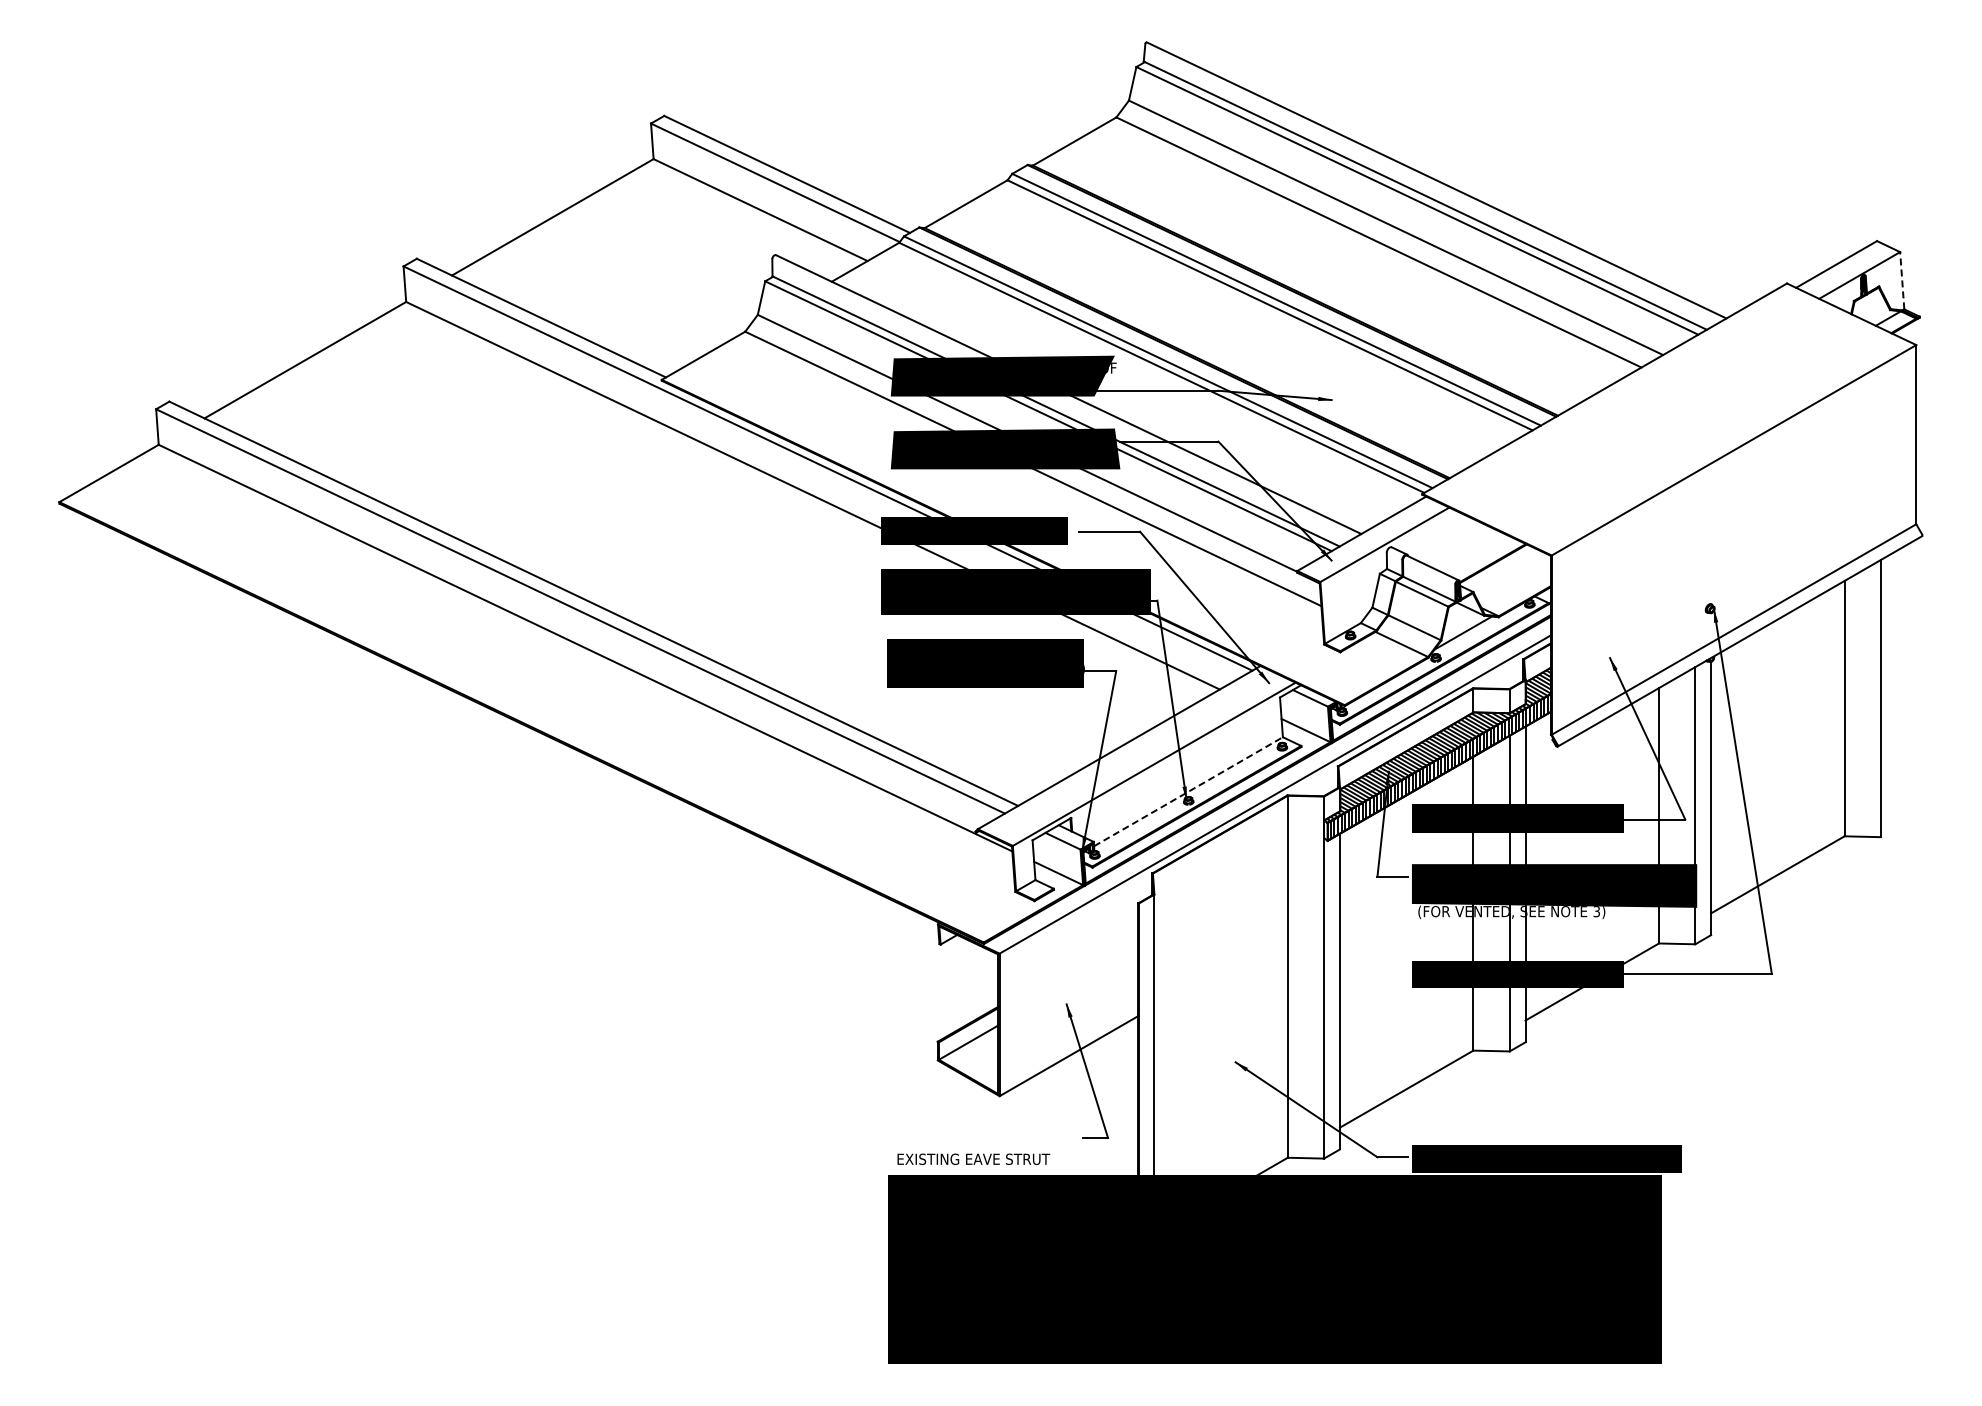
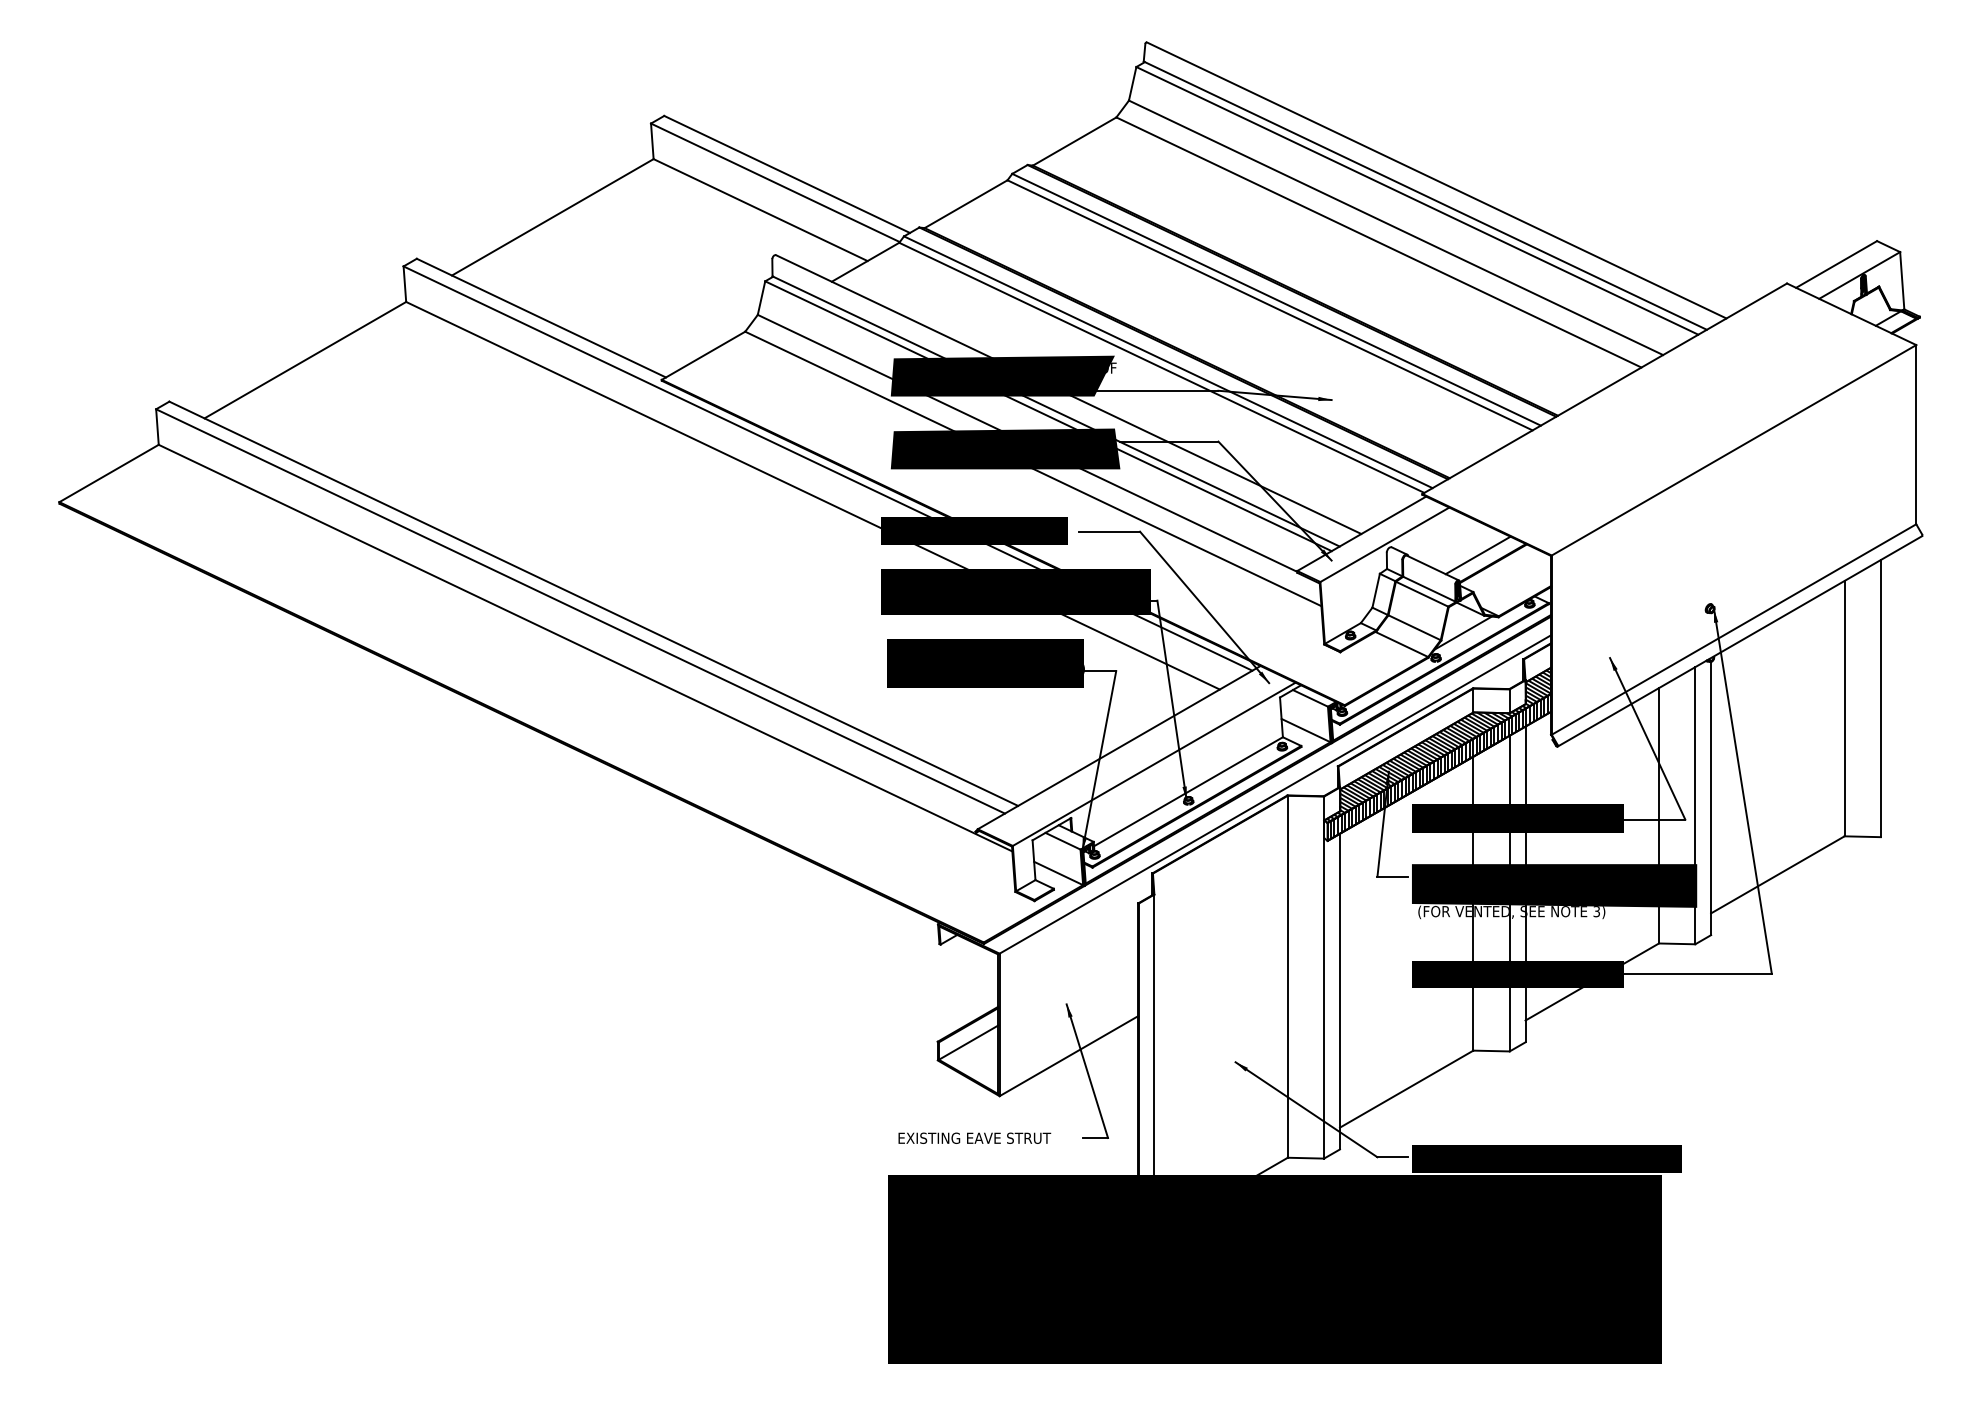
line: dashed -> solid (1902, 280)
line: none -> present (1477, 555)
line: dashed -> solid (1188, 791)
text position: (973, 1158) -> (974, 1137) (974, 1137)
